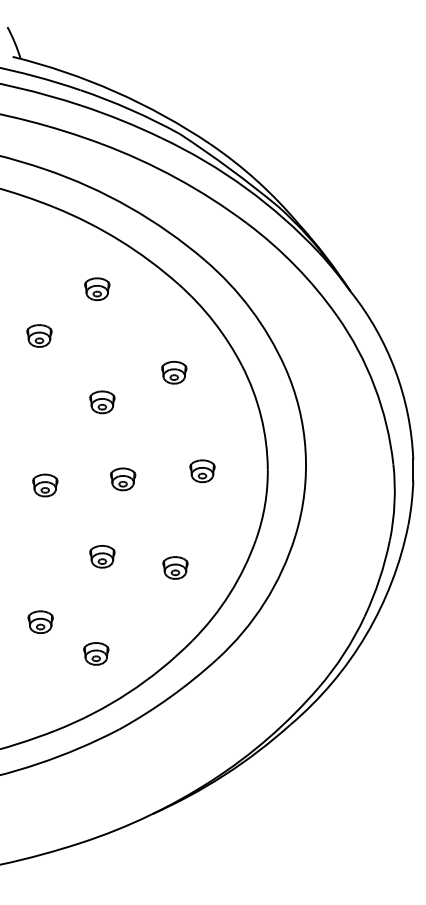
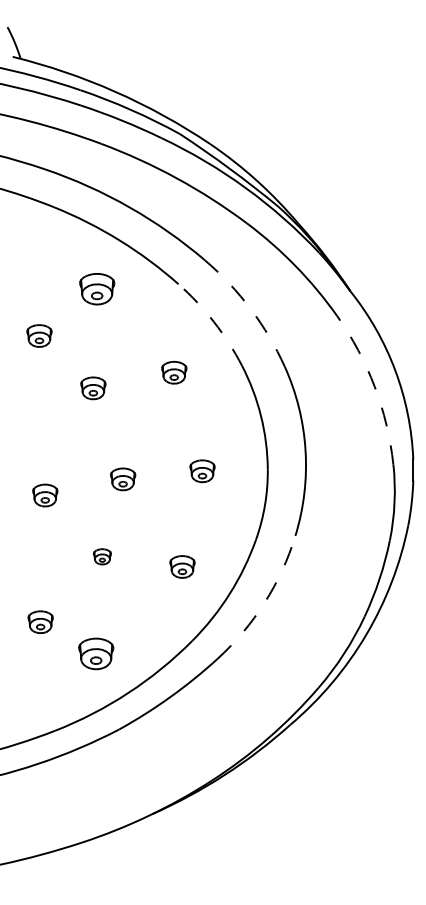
part size: 27x25 px -> 37x33 px (97, 289)
arc: solid -> dashed (250, 309)
arc: solid -> dashed (214, 322)
arc: solid -> dashed (374, 386)
part position: (102, 402) -> (93, 388) (93, 388)
part position: (45, 485) -> (45, 495) (45, 495)
part size: 27x24 px -> 19x18 px (102, 556)
part position: (175, 567) -> (182, 566) (182, 566)
arc: solid -> dashed (264, 602)
part size: 27x24 px -> 37x34 px (96, 653)
